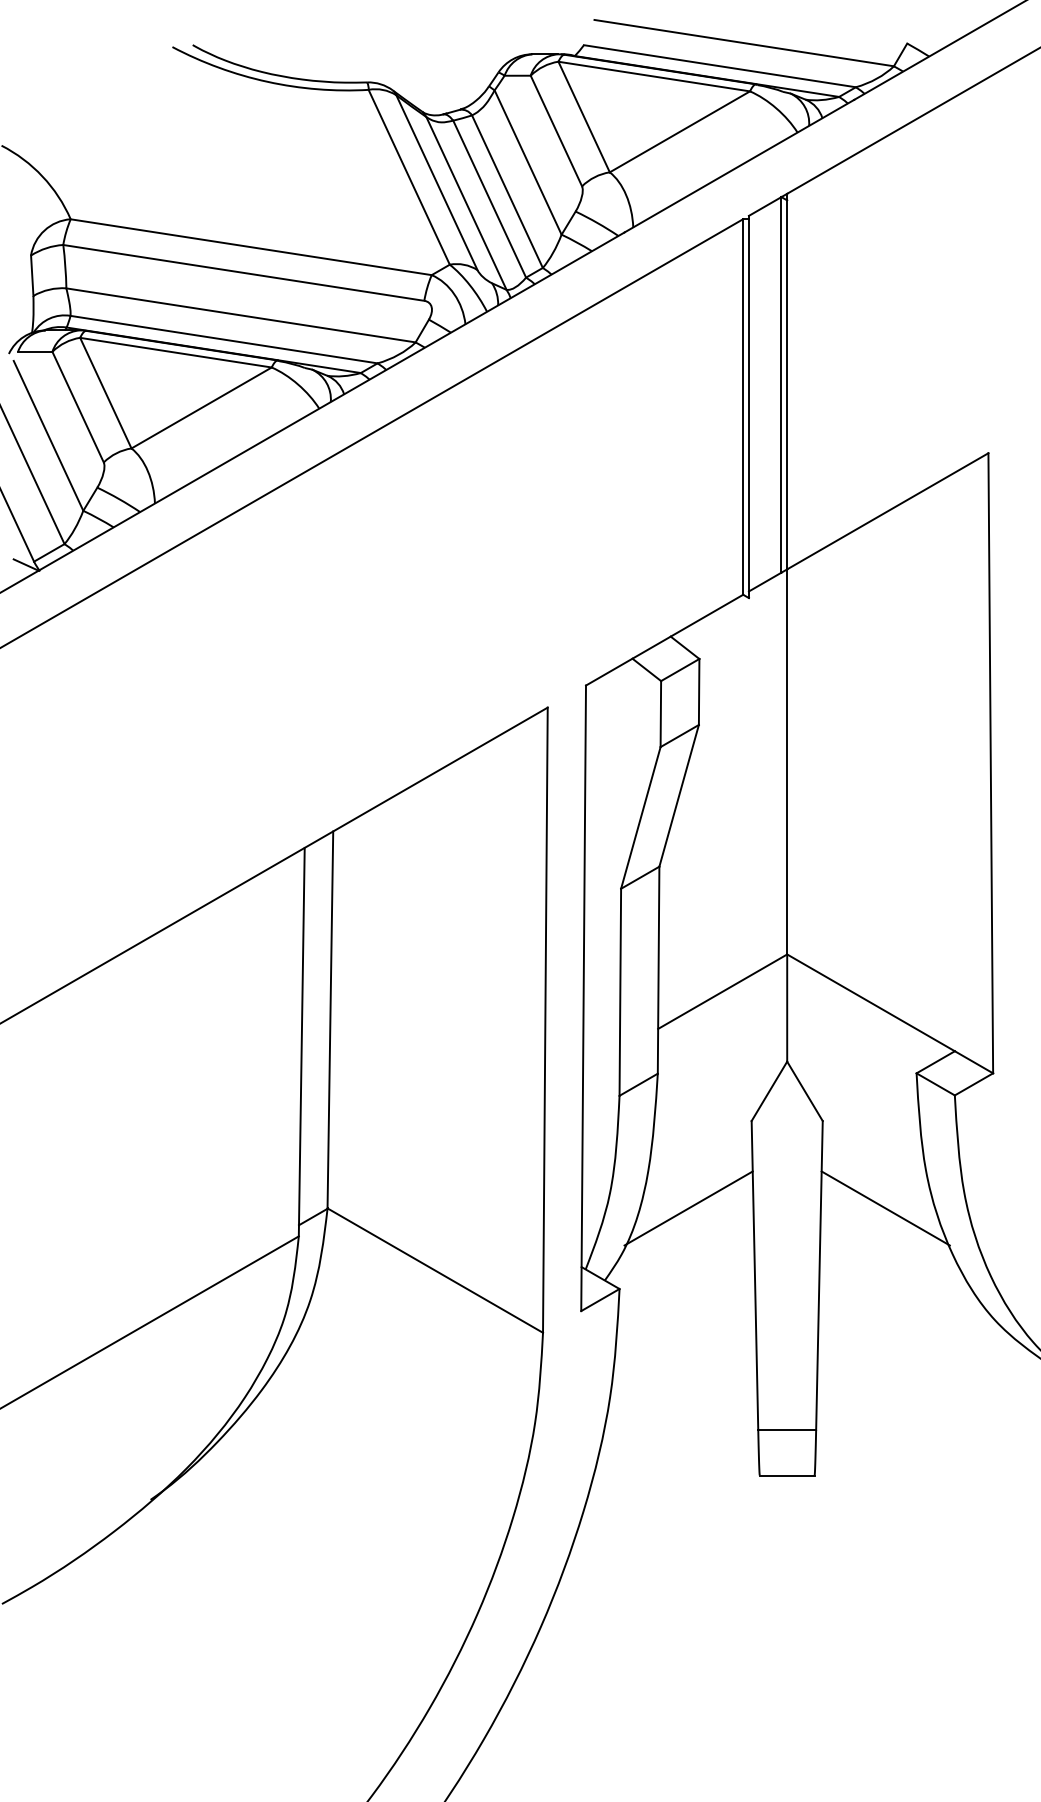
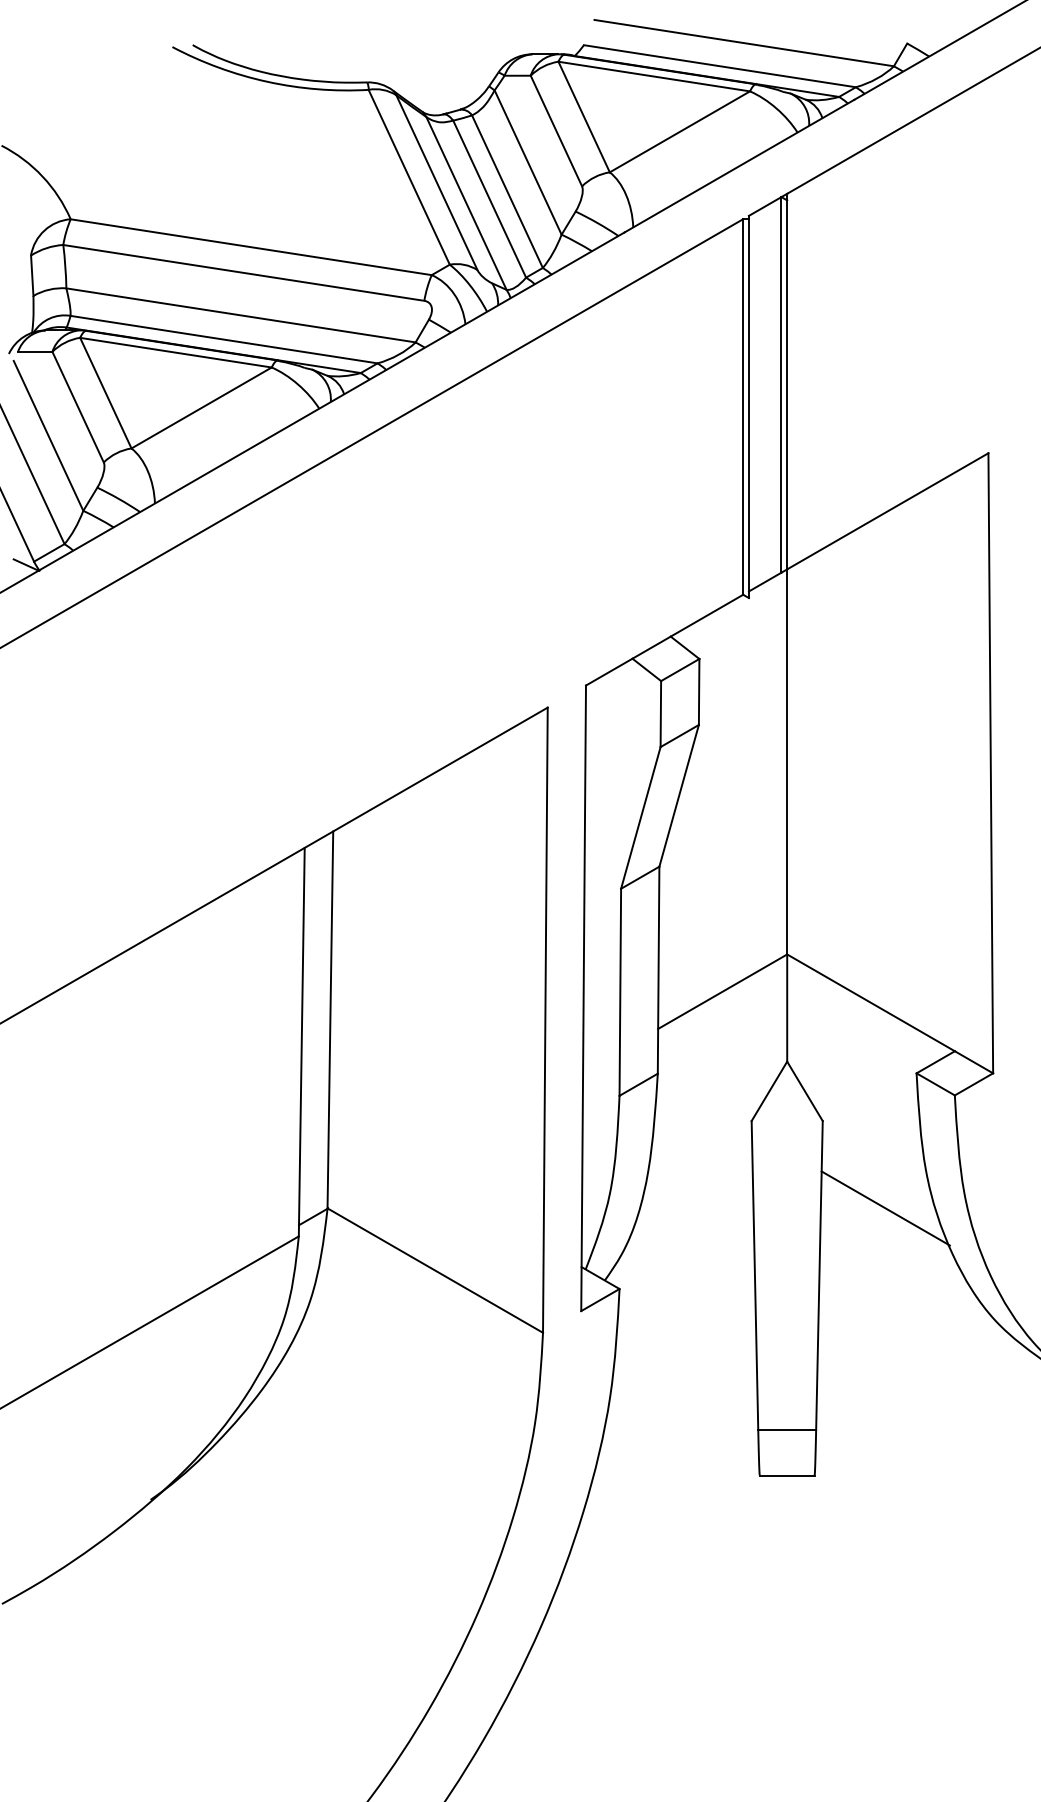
line: present -> none (688, 1208)
